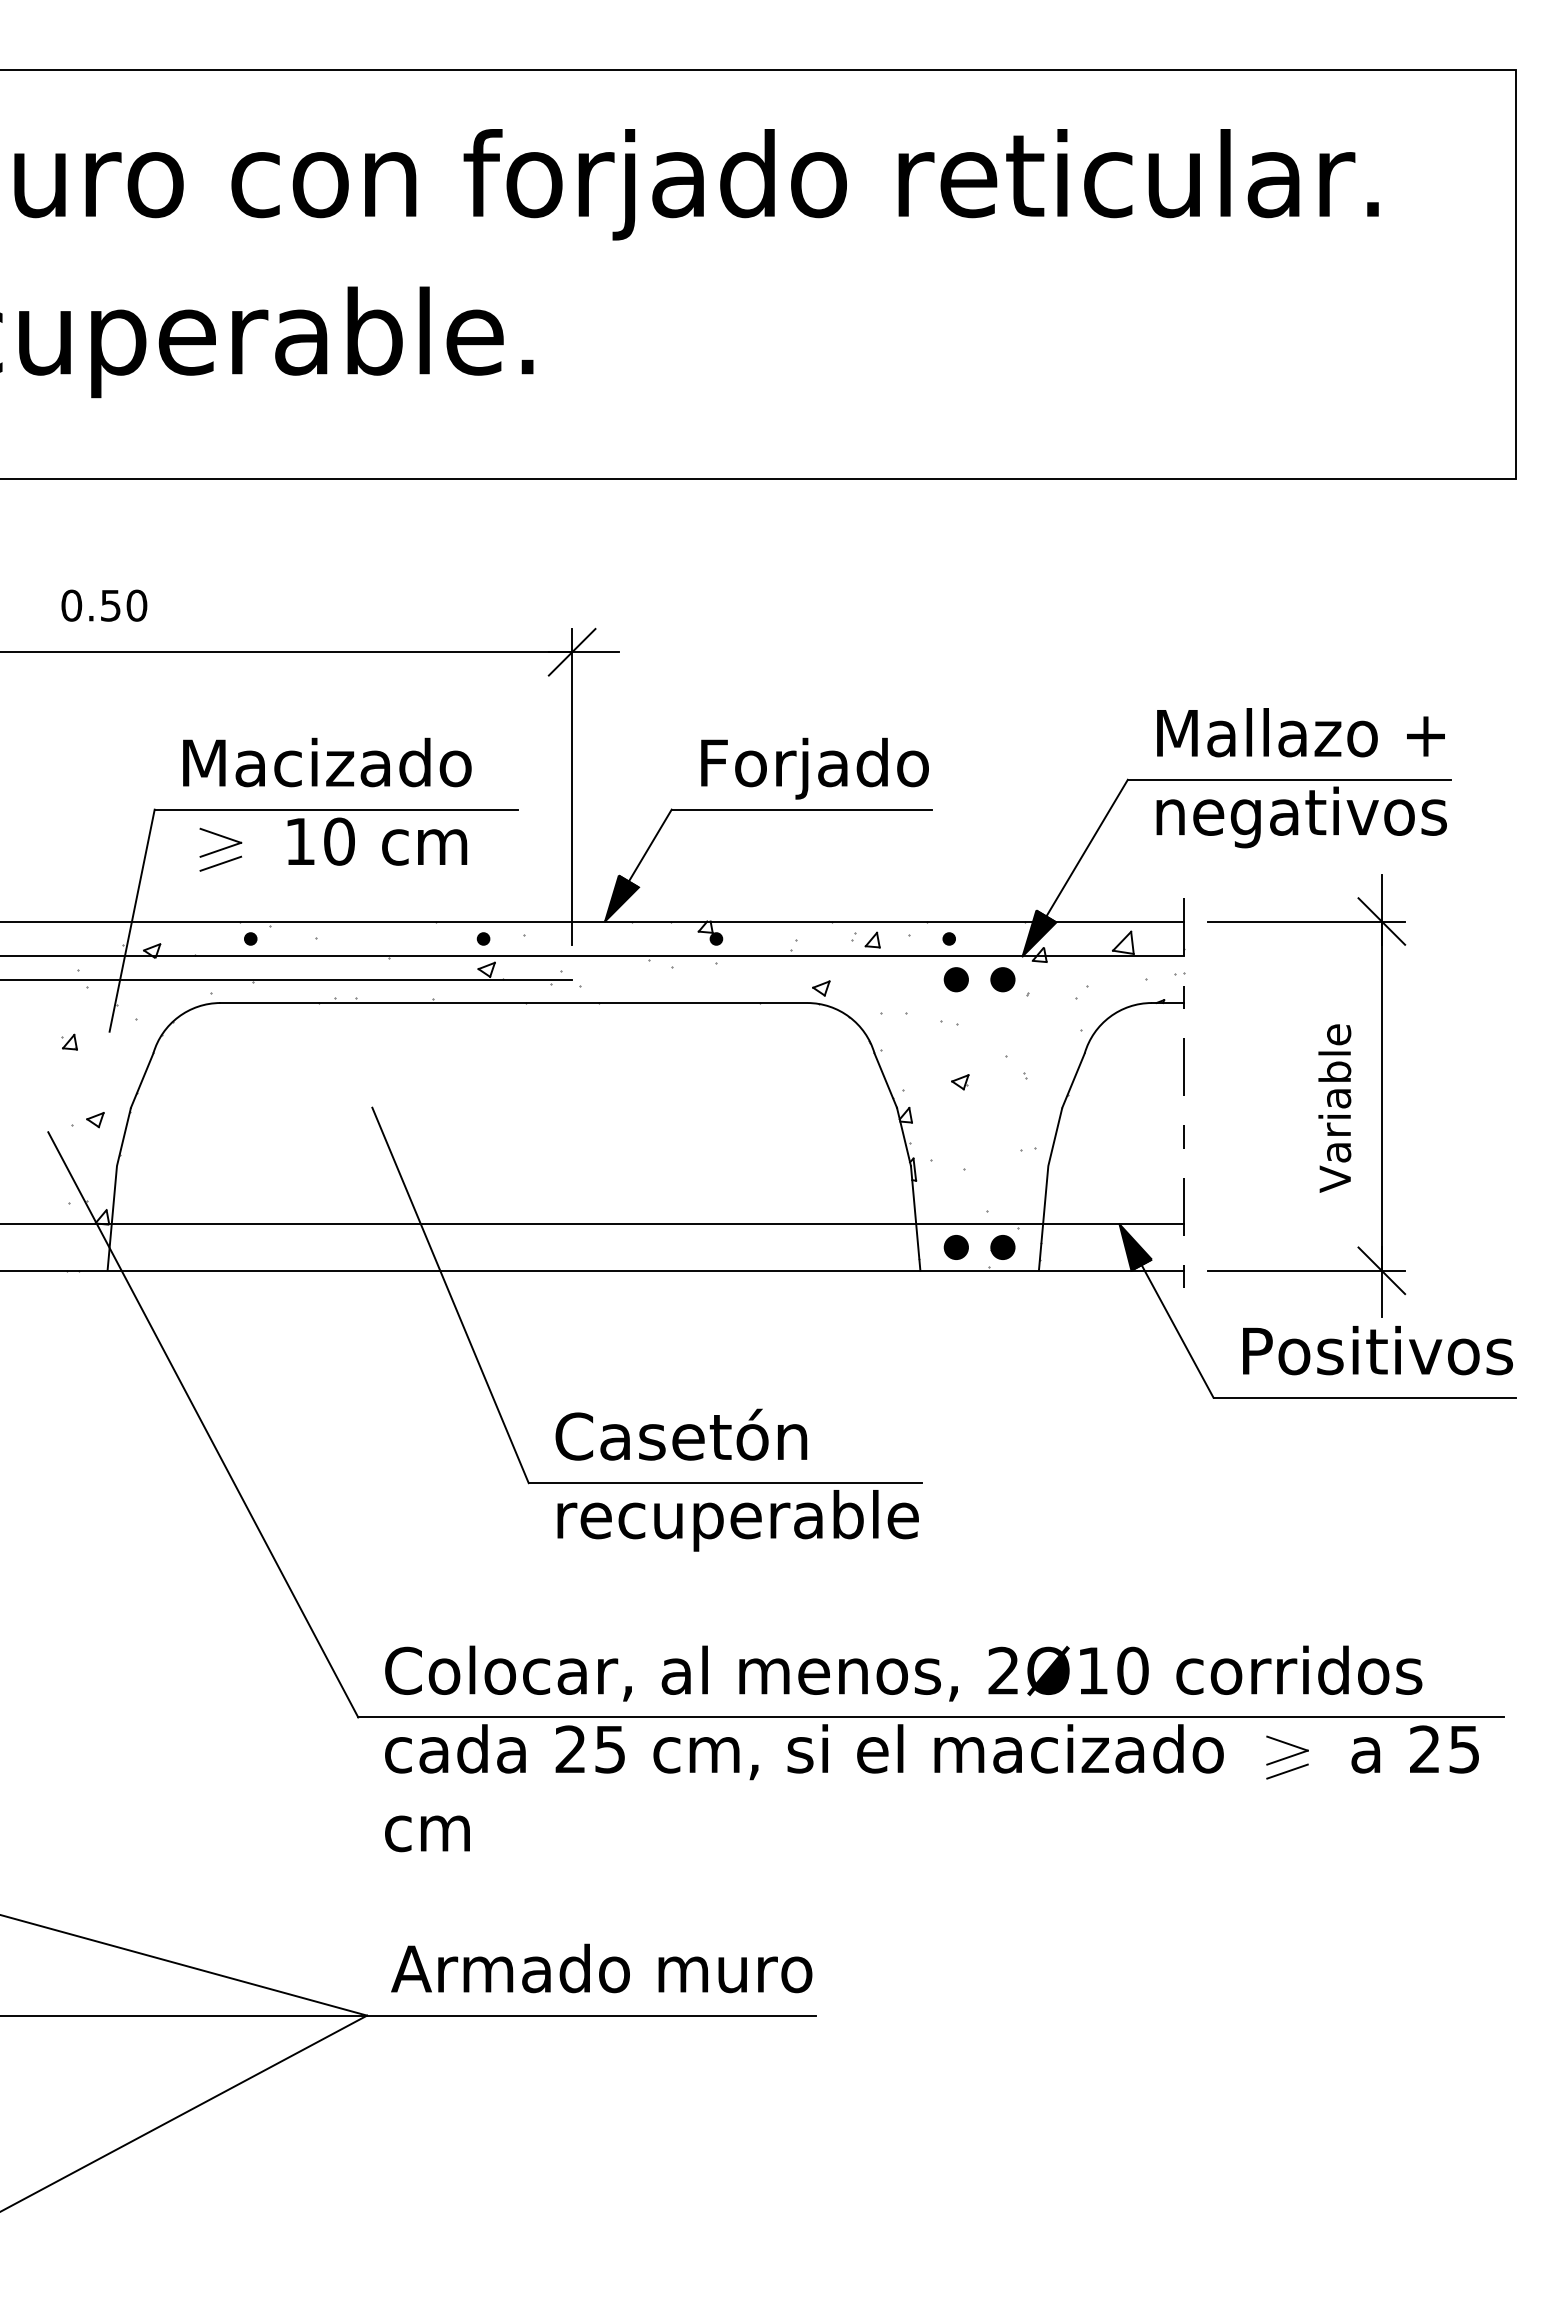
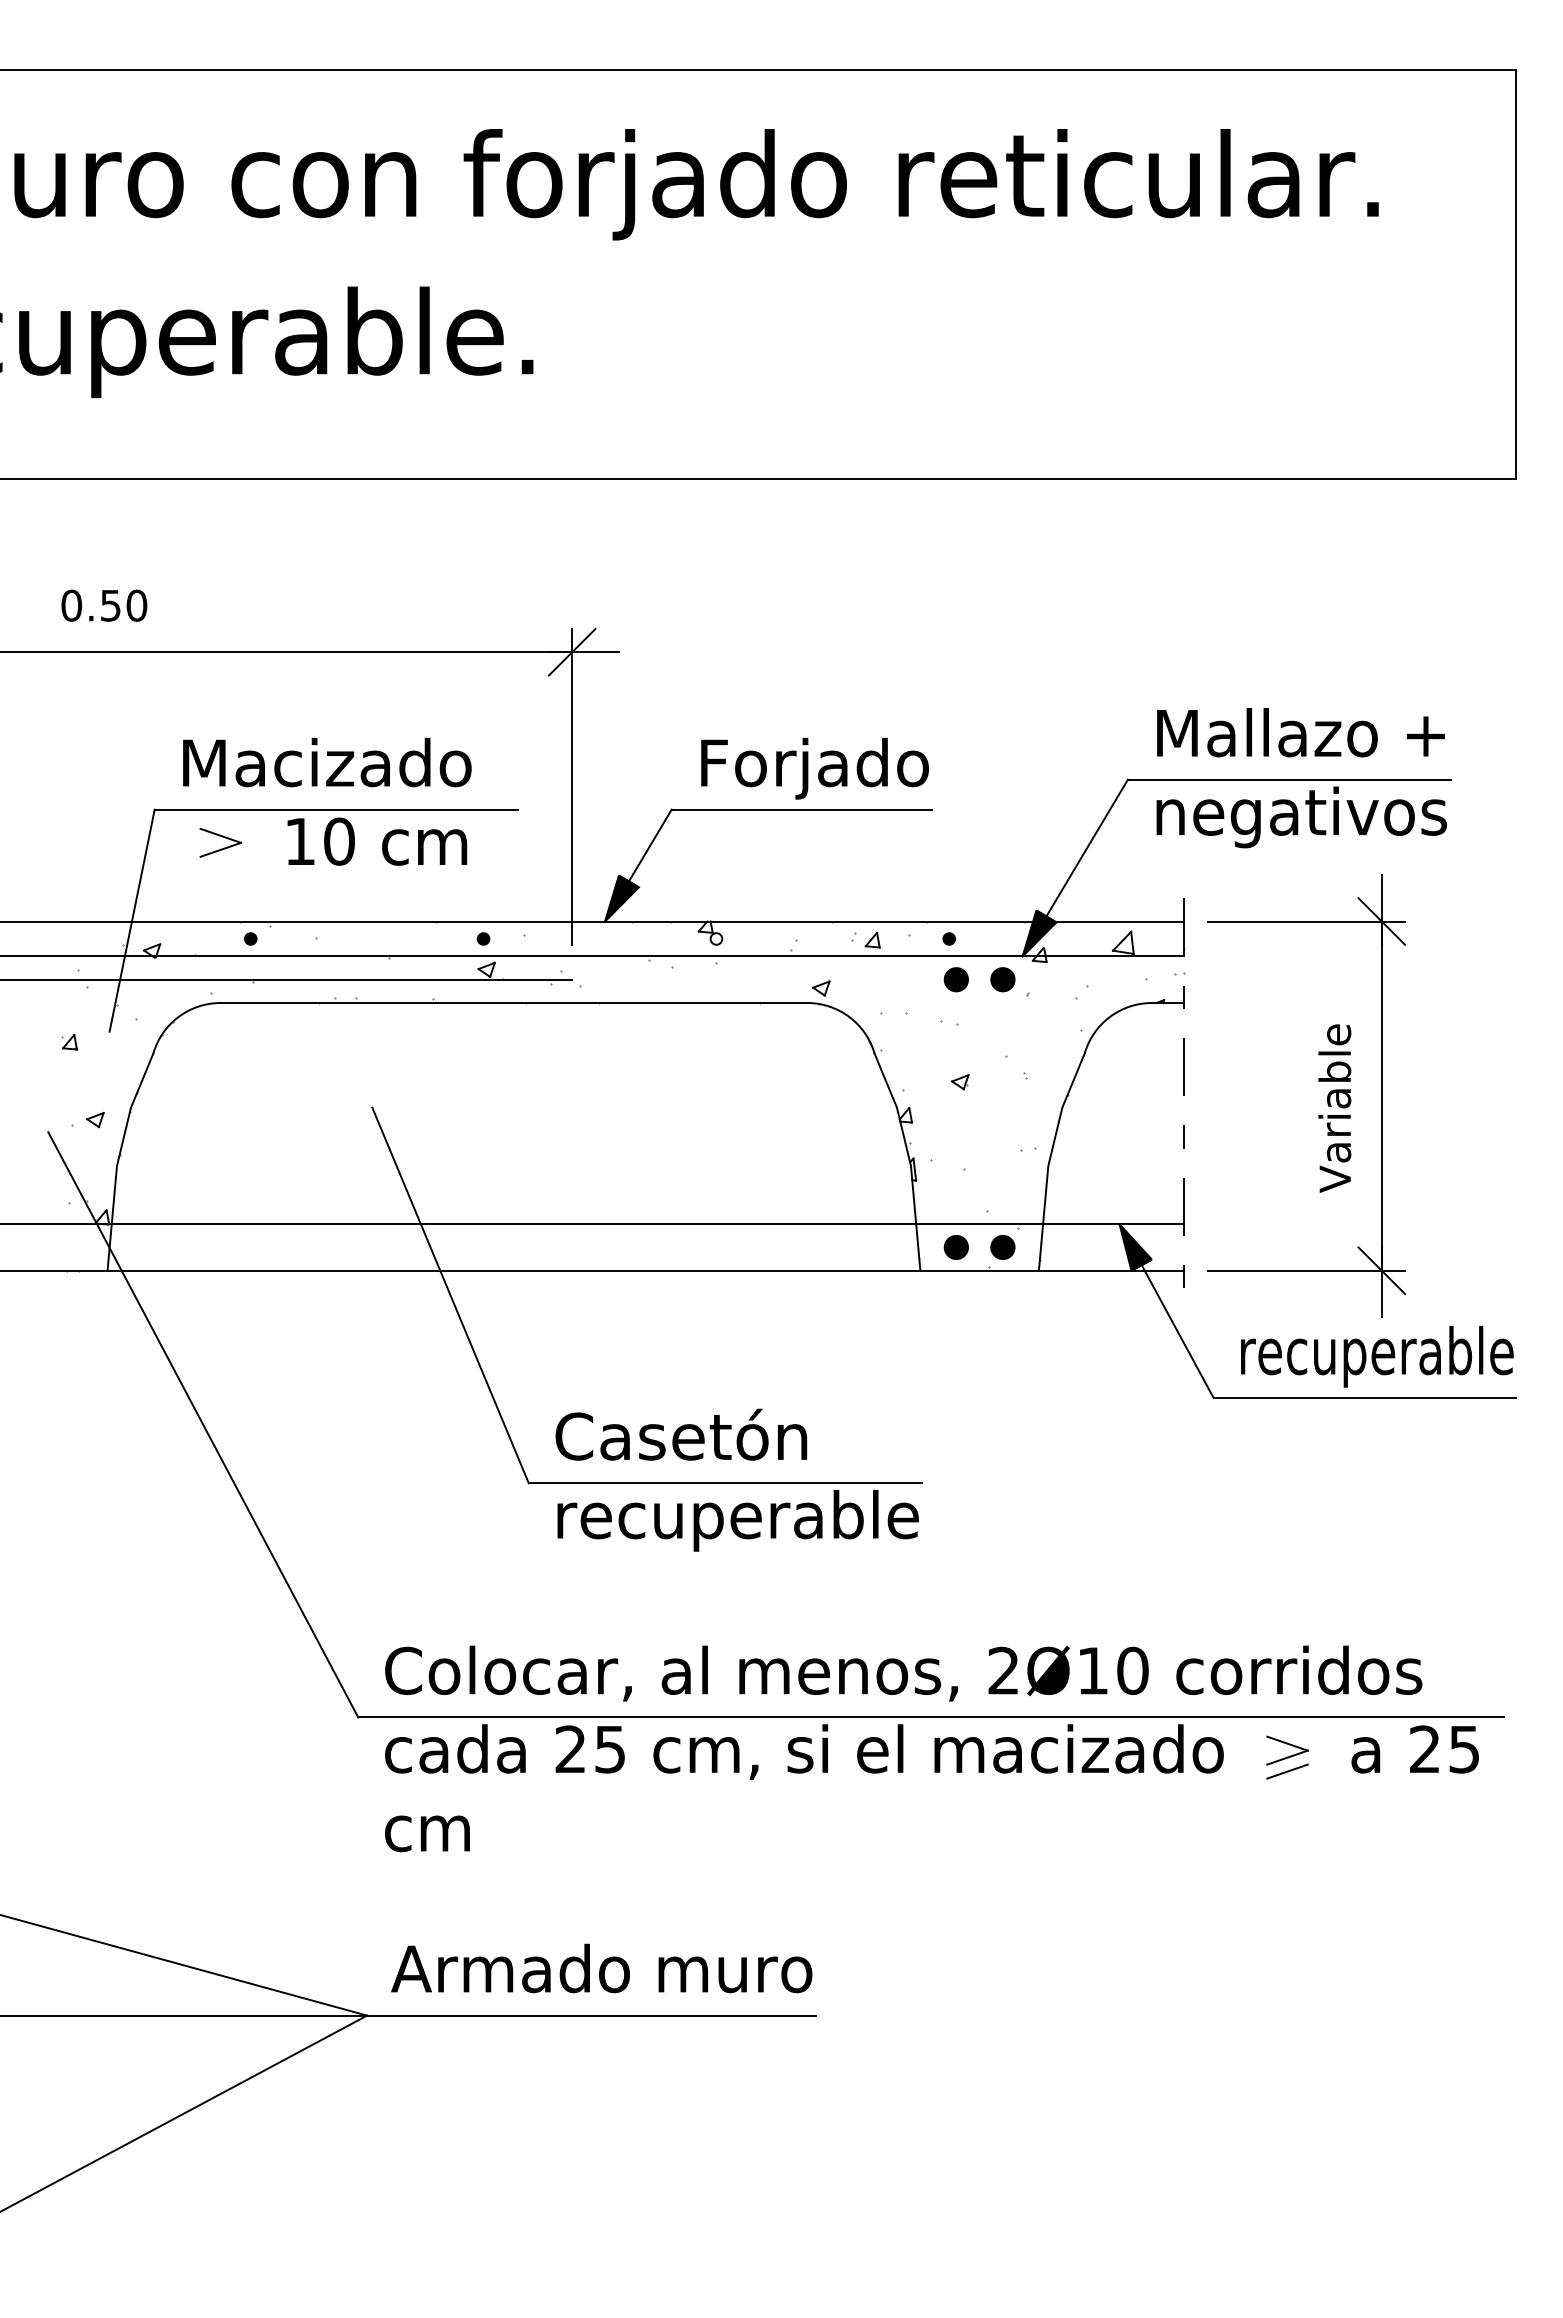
line: present -> none (220, 863)
fill: present -> none (716, 938)
text: Positivos -> recuperable (1377, 1356)
